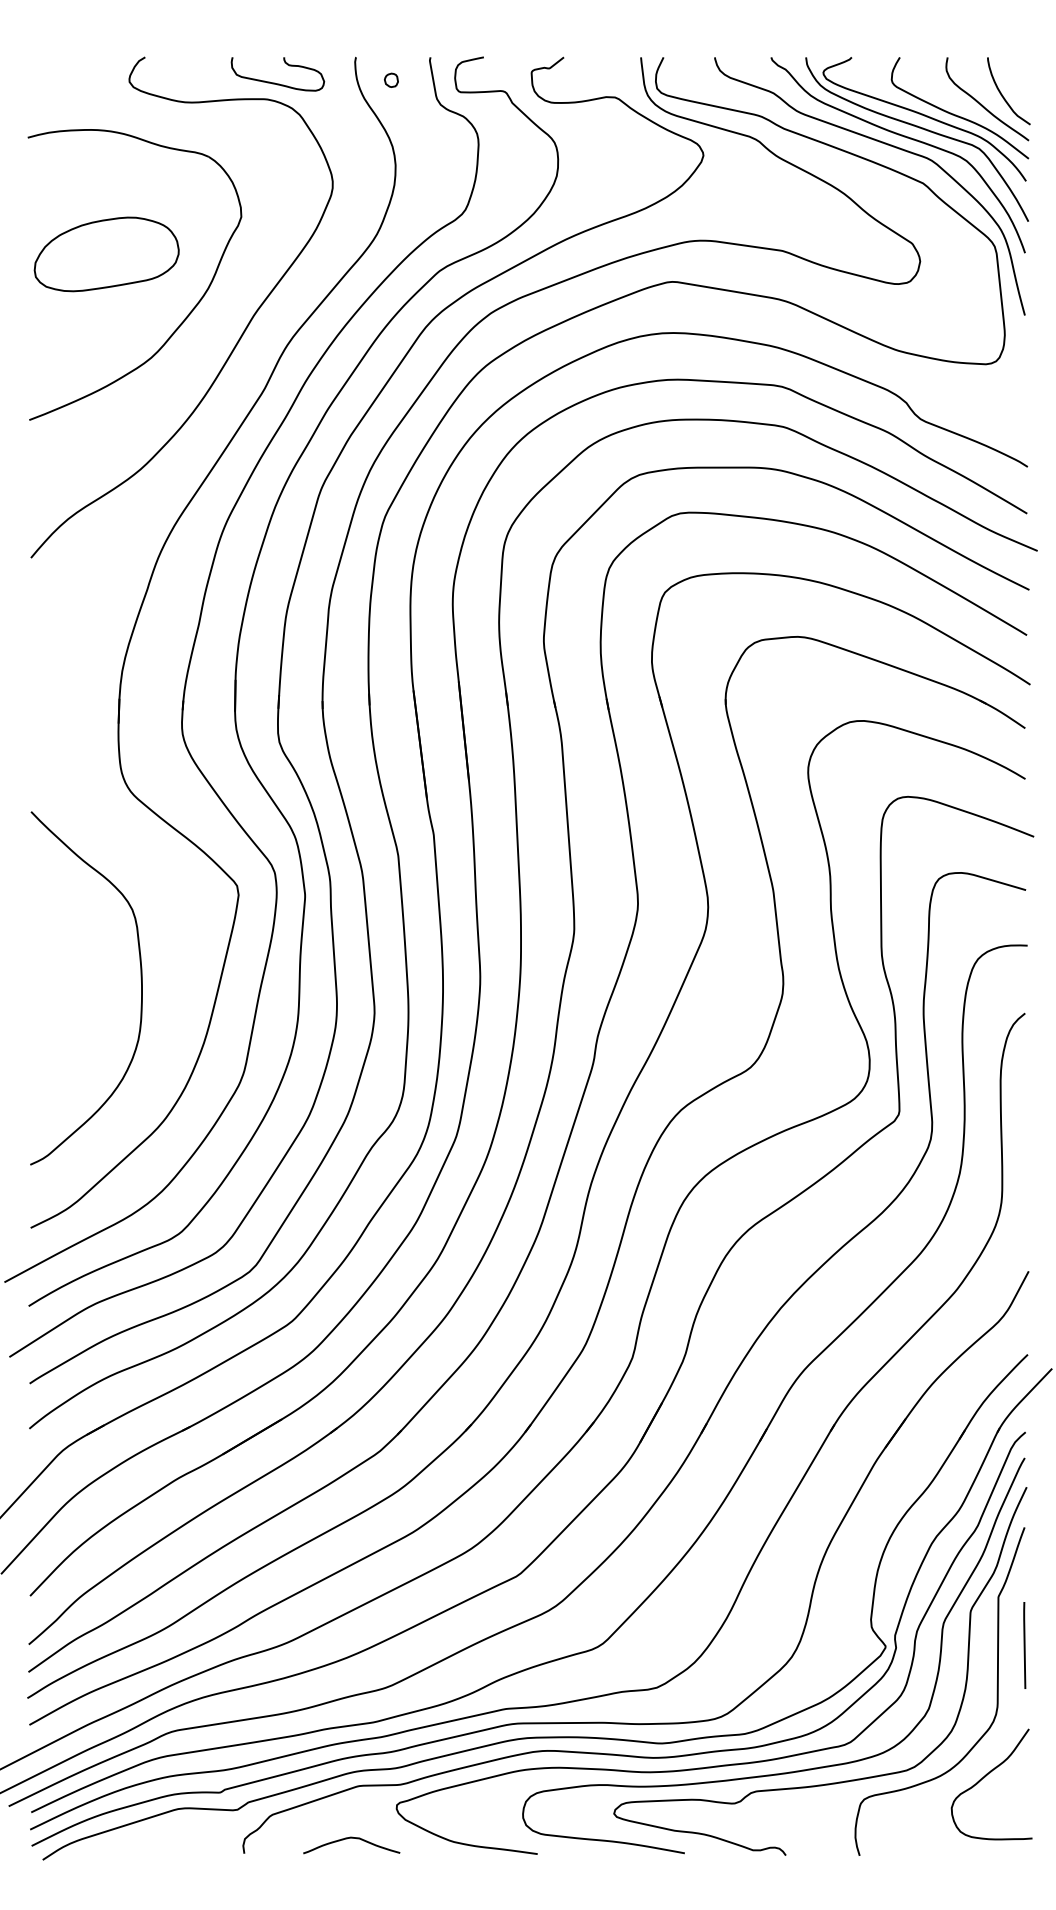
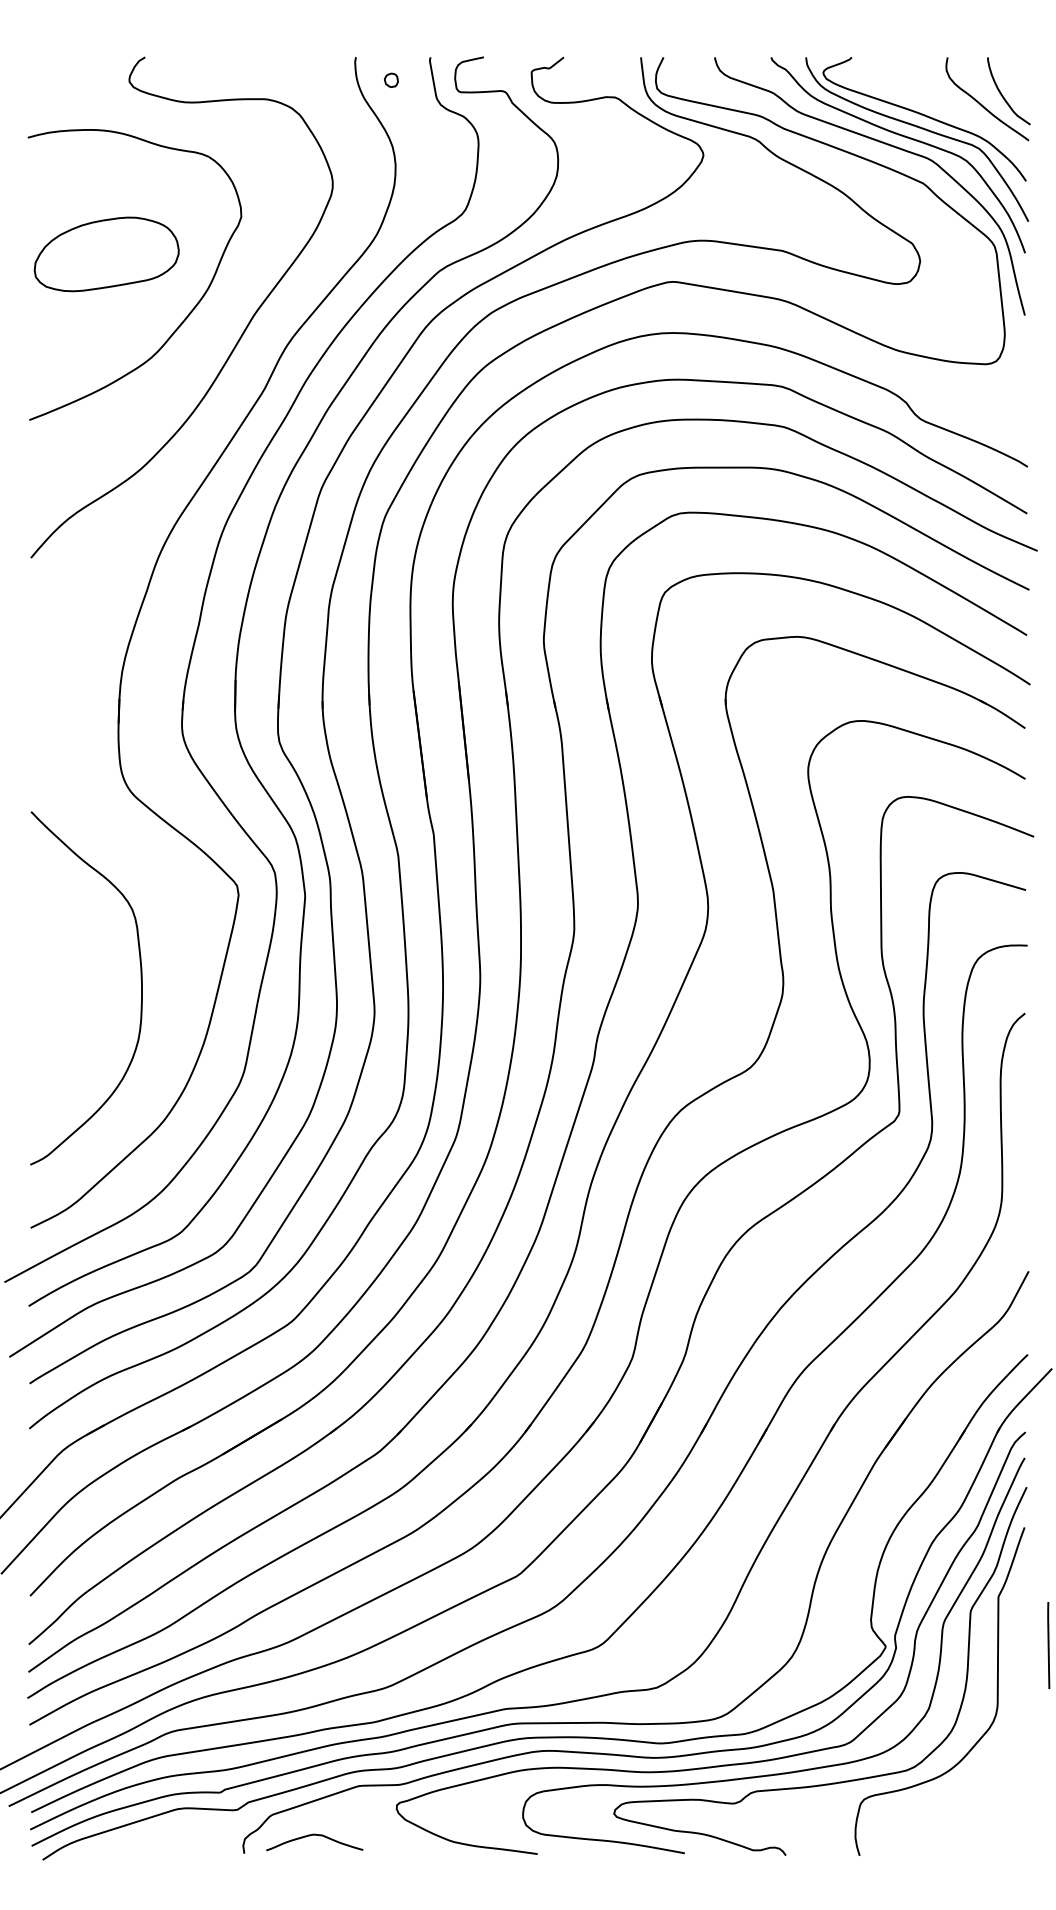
curve: present -> none (275, 82)
curve: present -> none (956, 114)
line position: (1024, 1645) -> (1048, 1645) (1048, 1645)
curve: present -> none (985, 1777)
curve position: (351, 1838) -> (314, 1835) (314, 1835)
